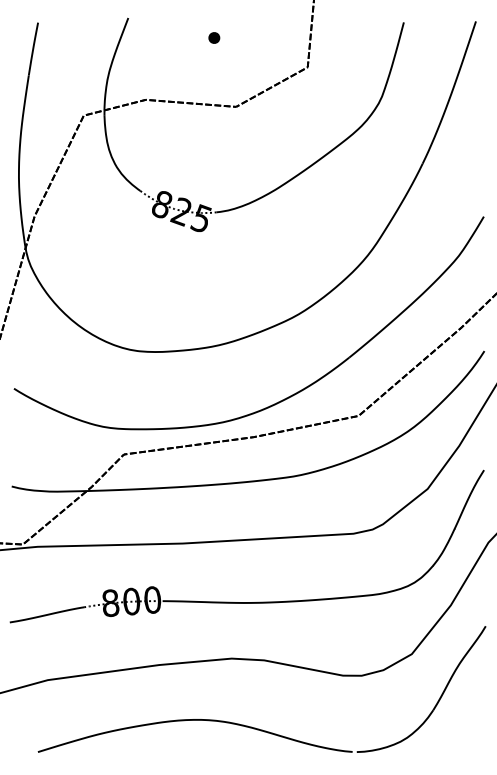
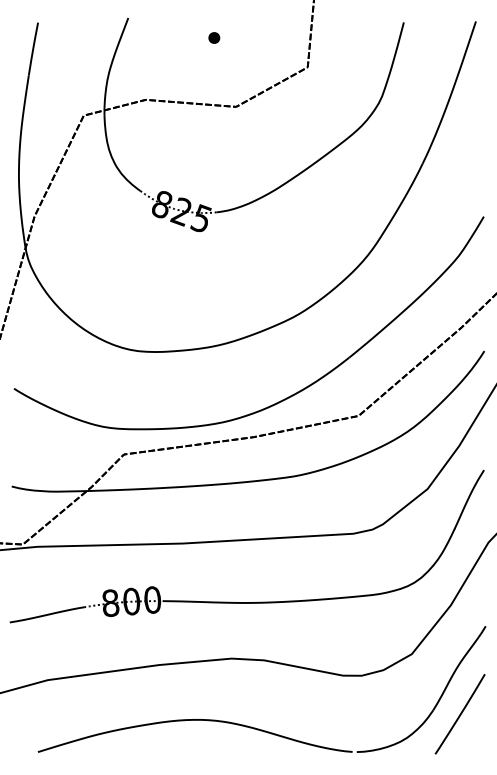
line: none -> present (459, 714)
